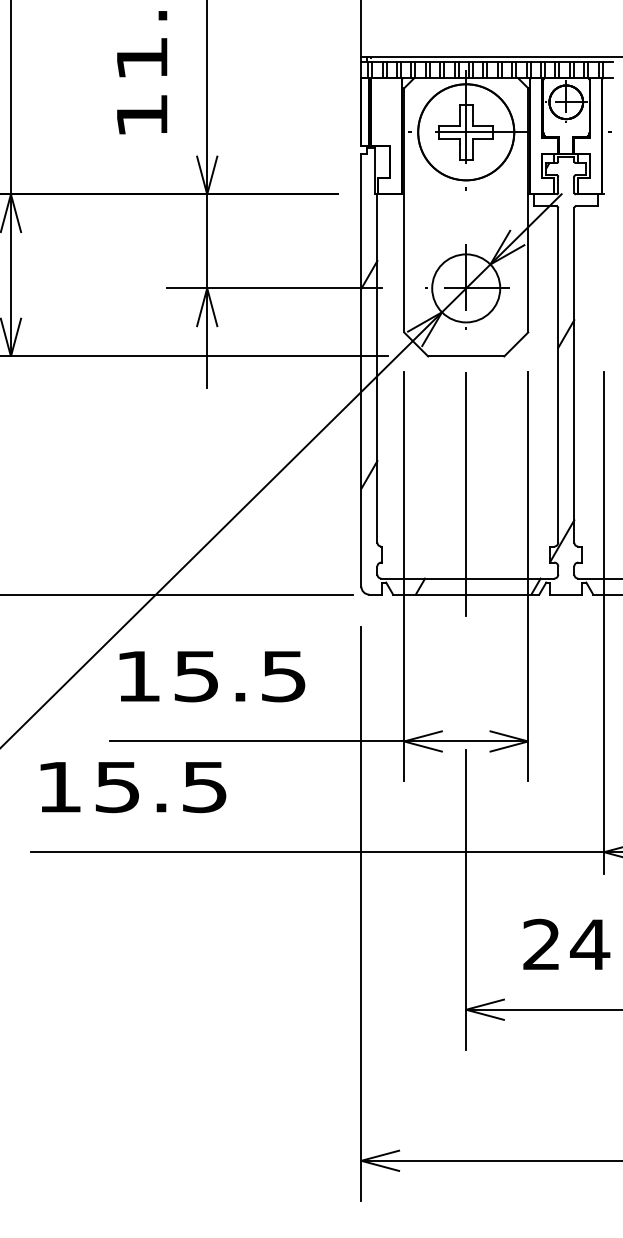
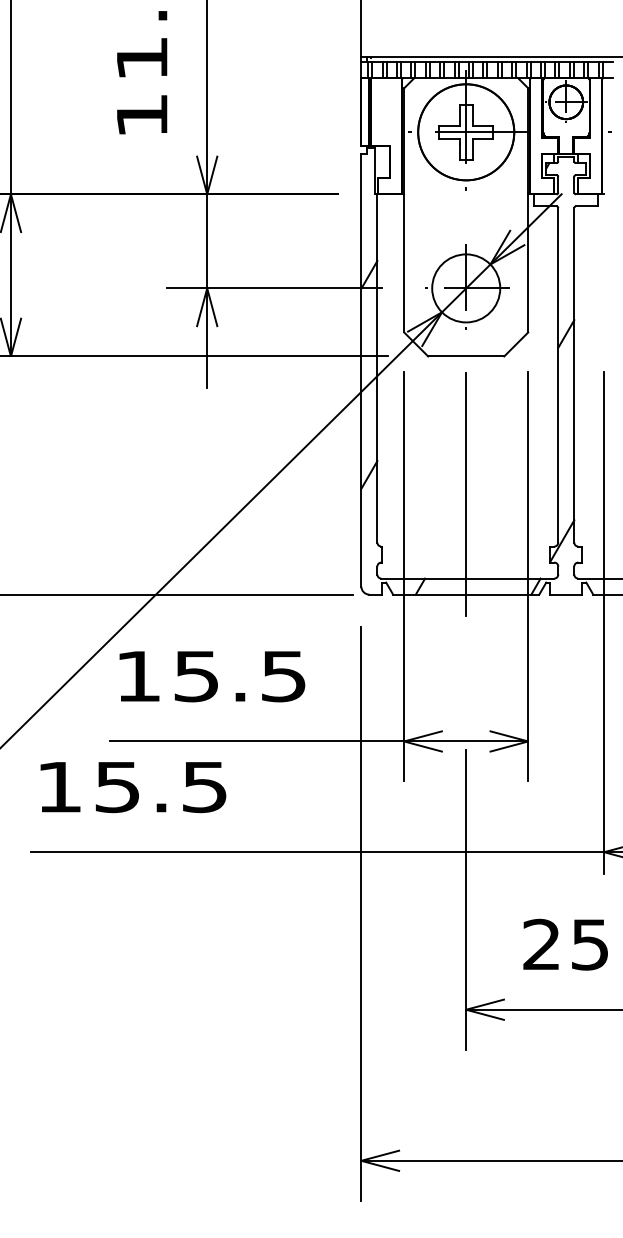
text: 24 -> 25 (590, 944)
